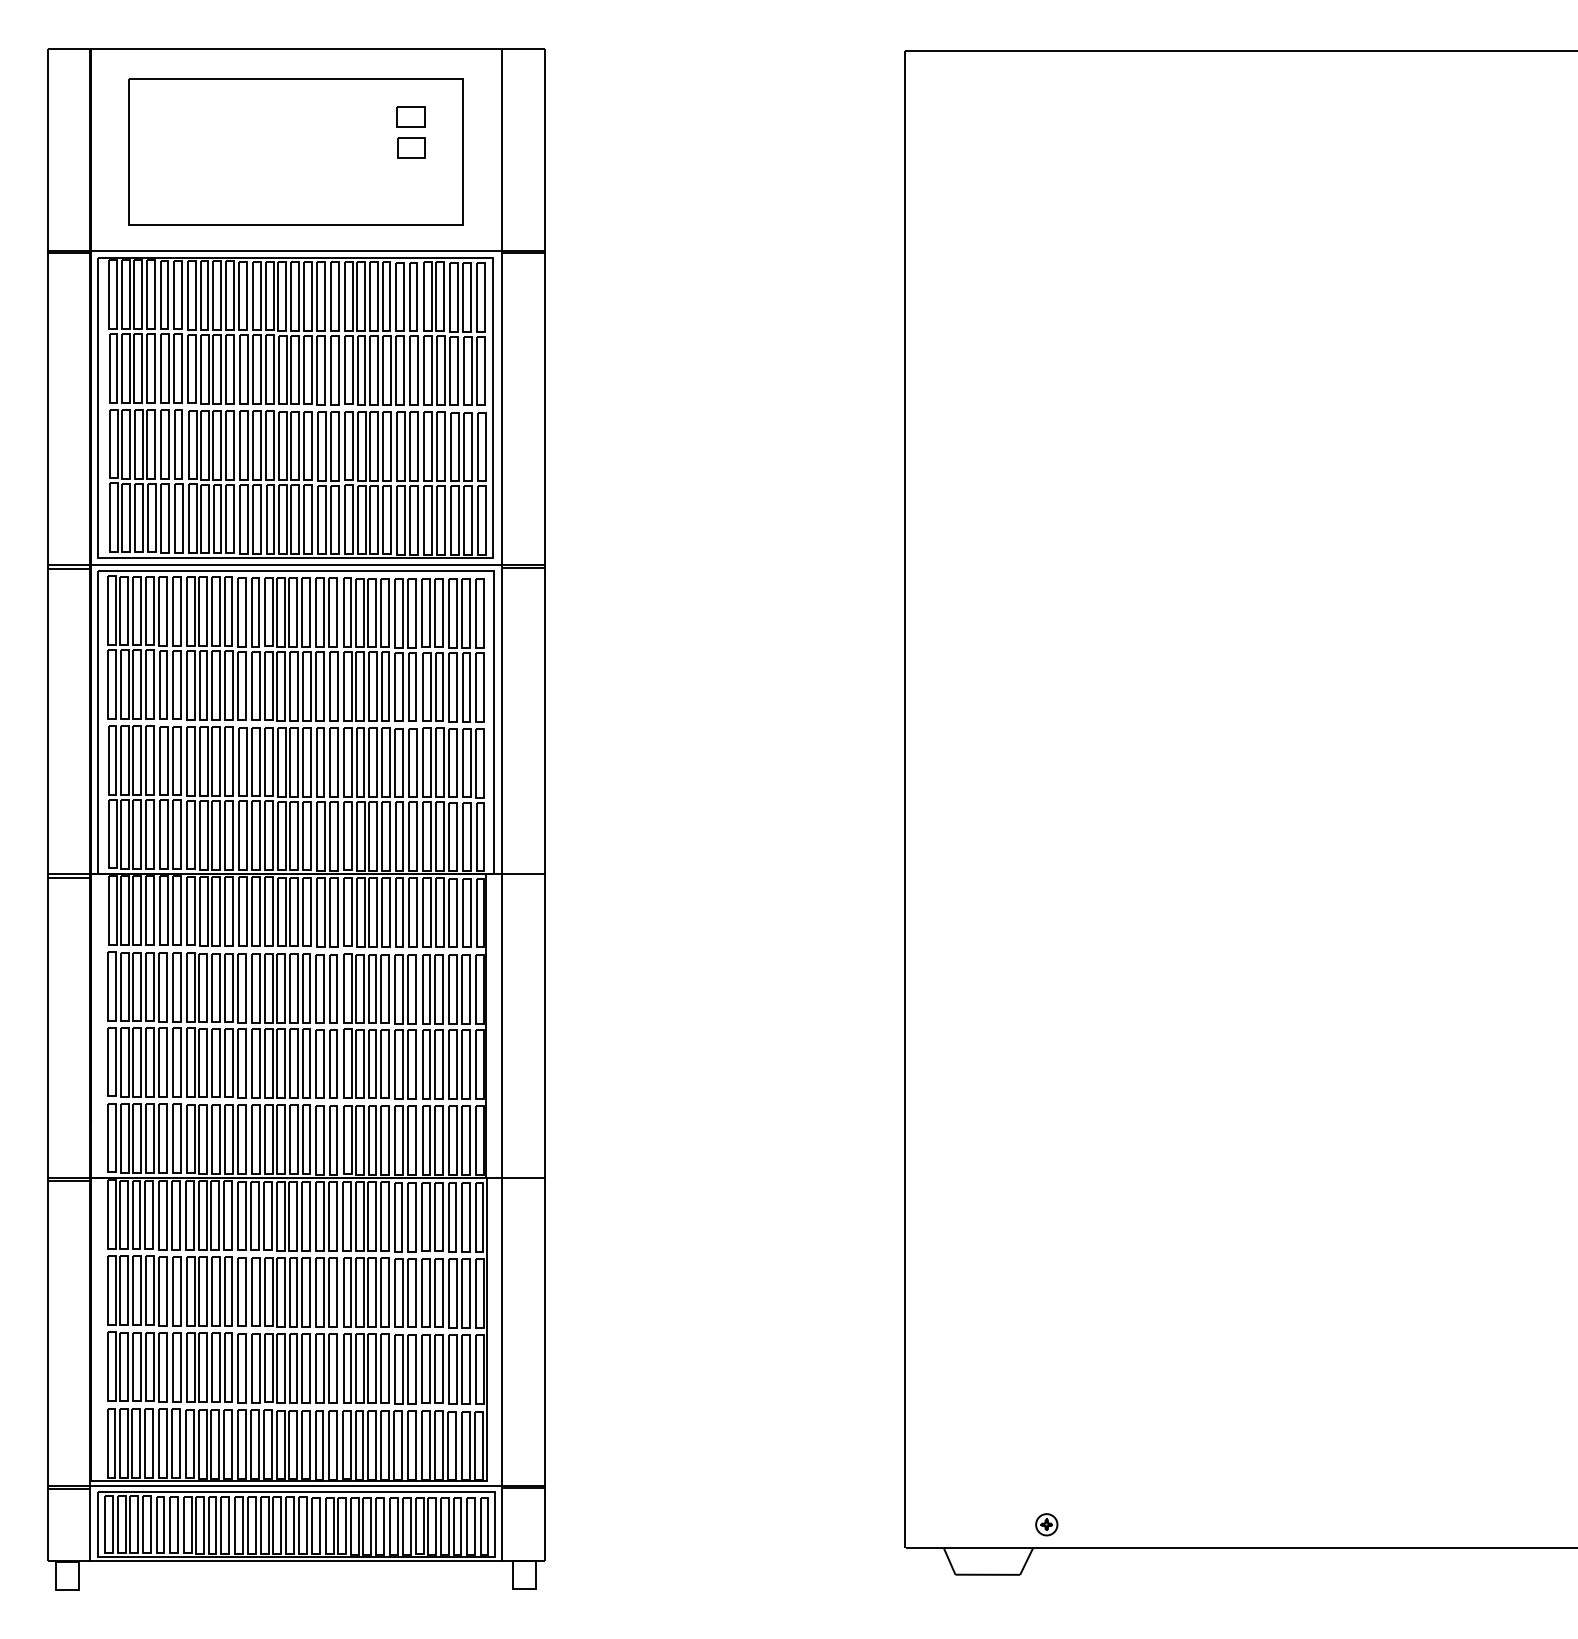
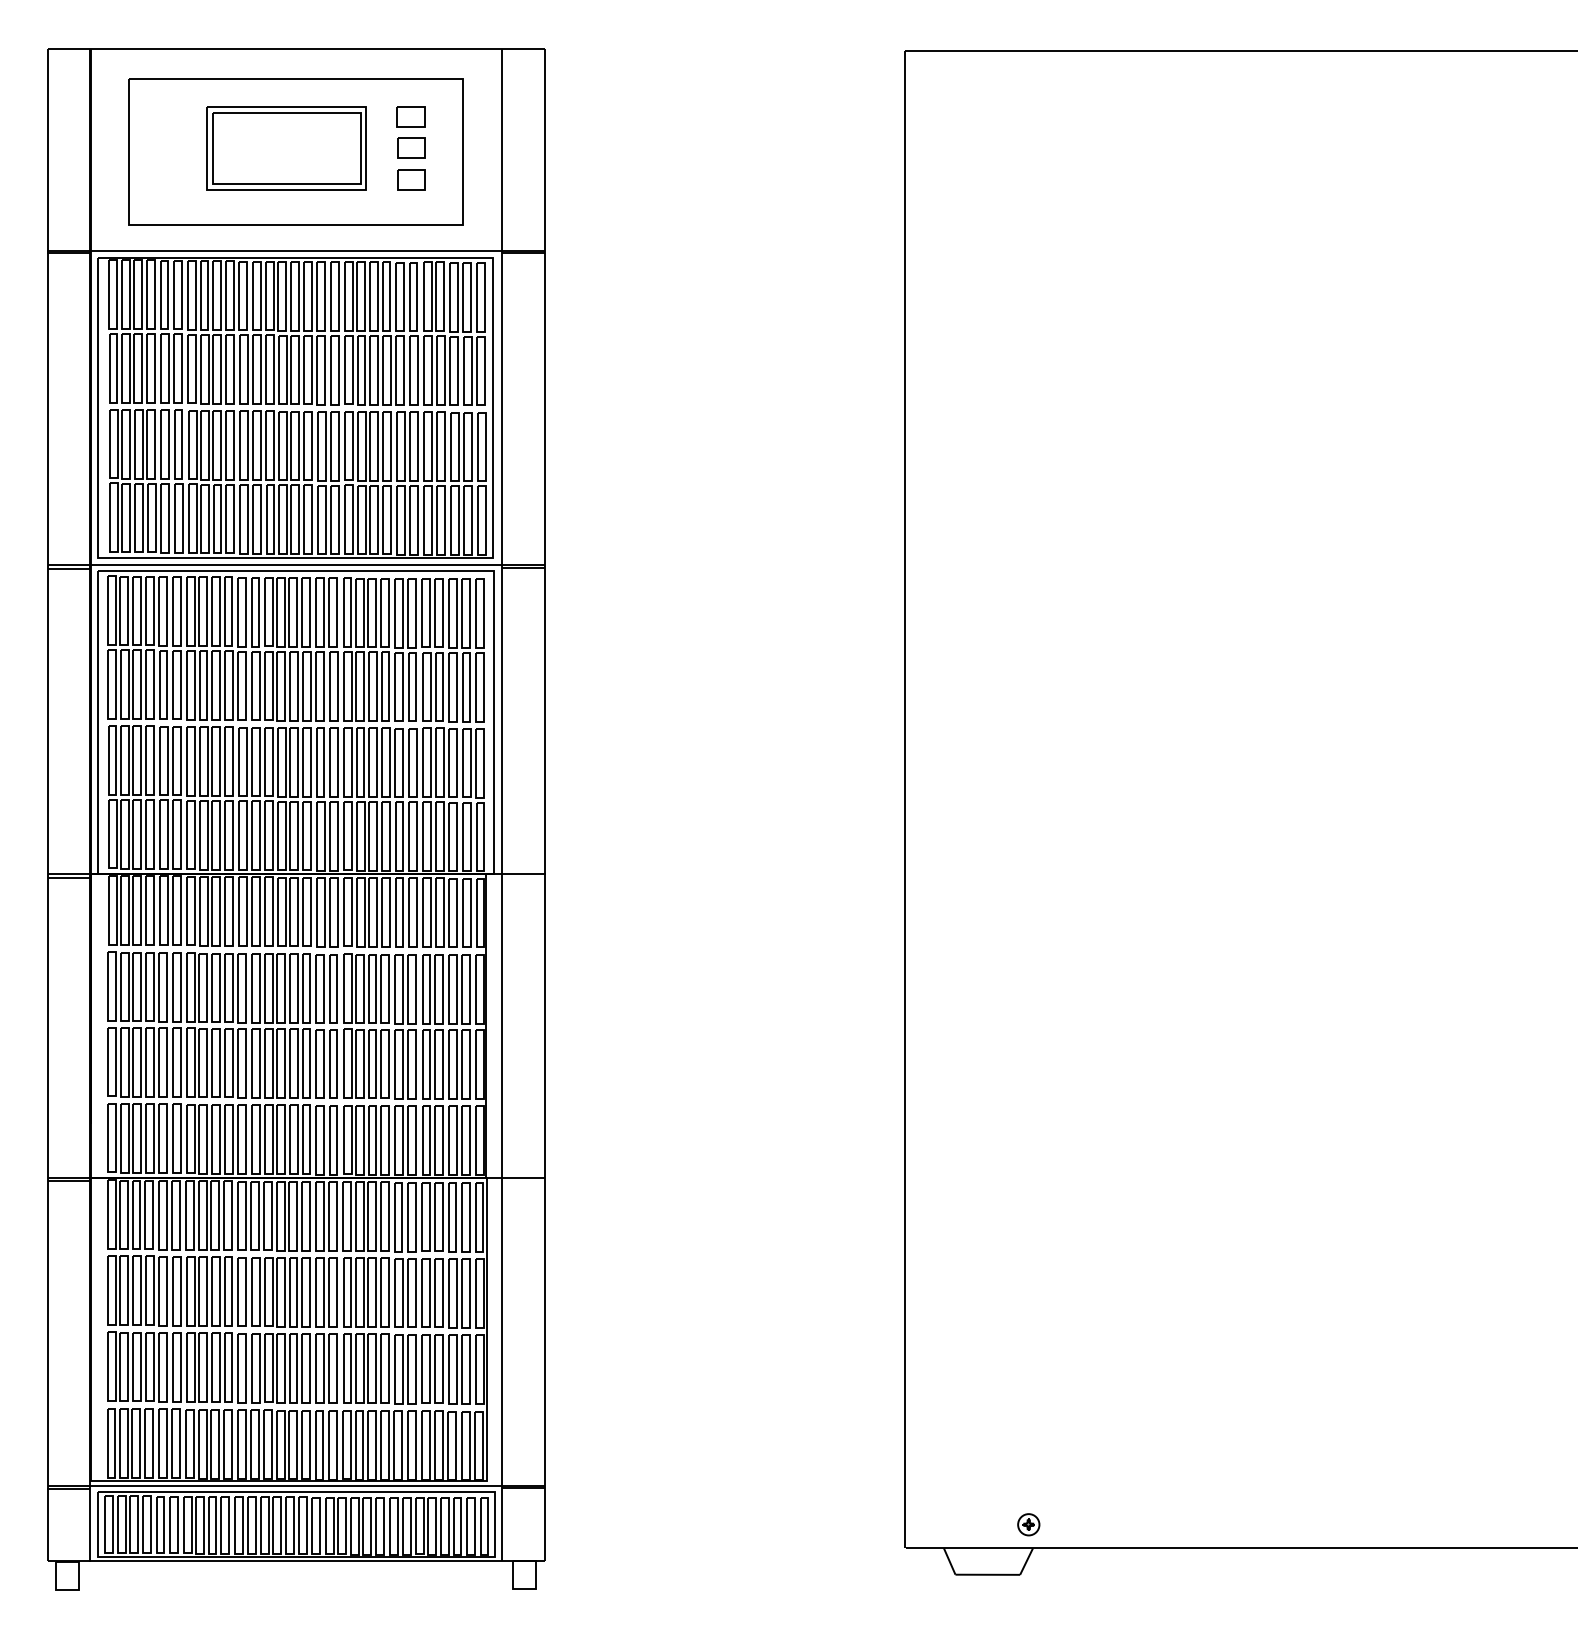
part: none -> present (286, 148)
part: none -> present (411, 179)
part position: (1046, 1524) -> (1028, 1524) (1028, 1524)
